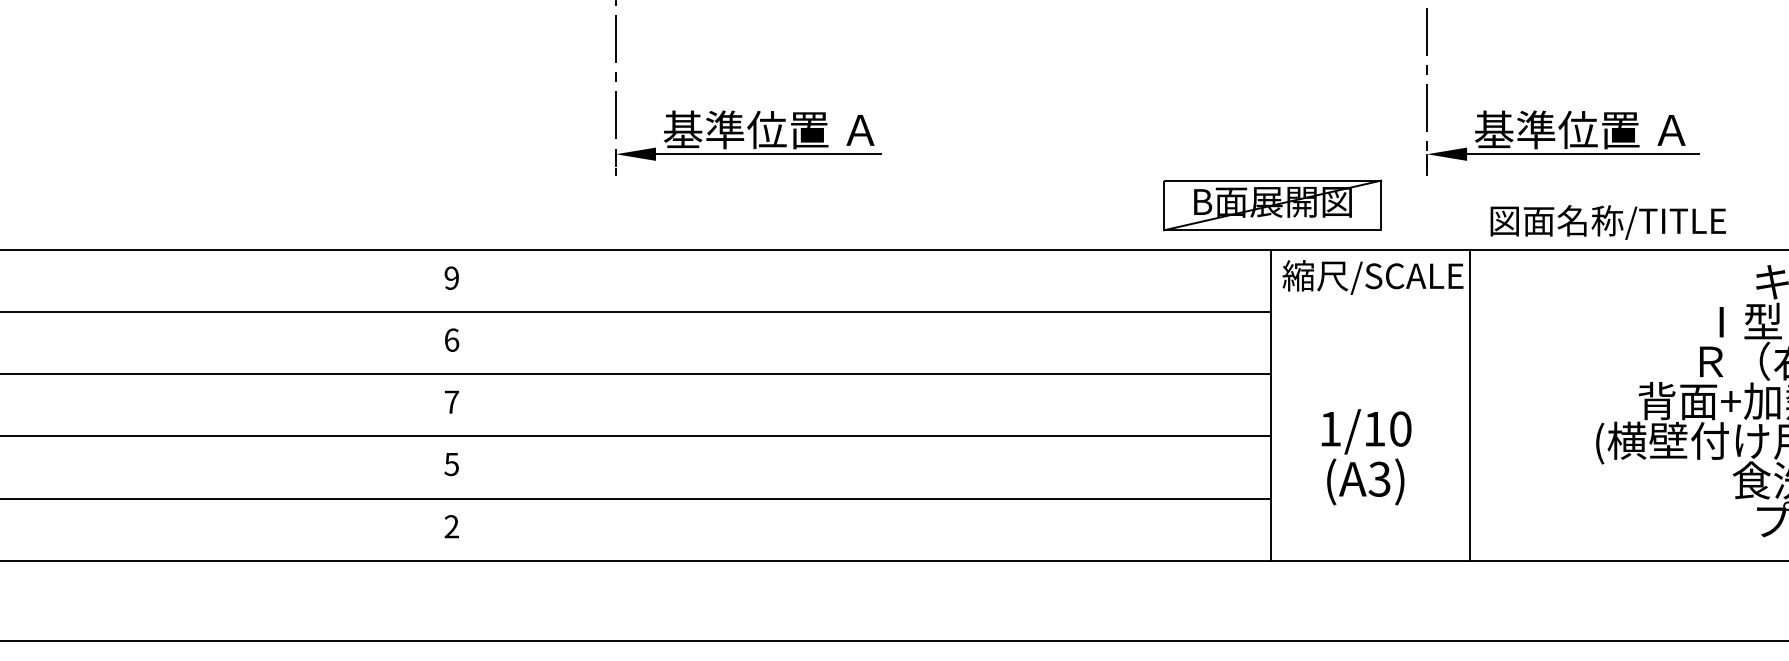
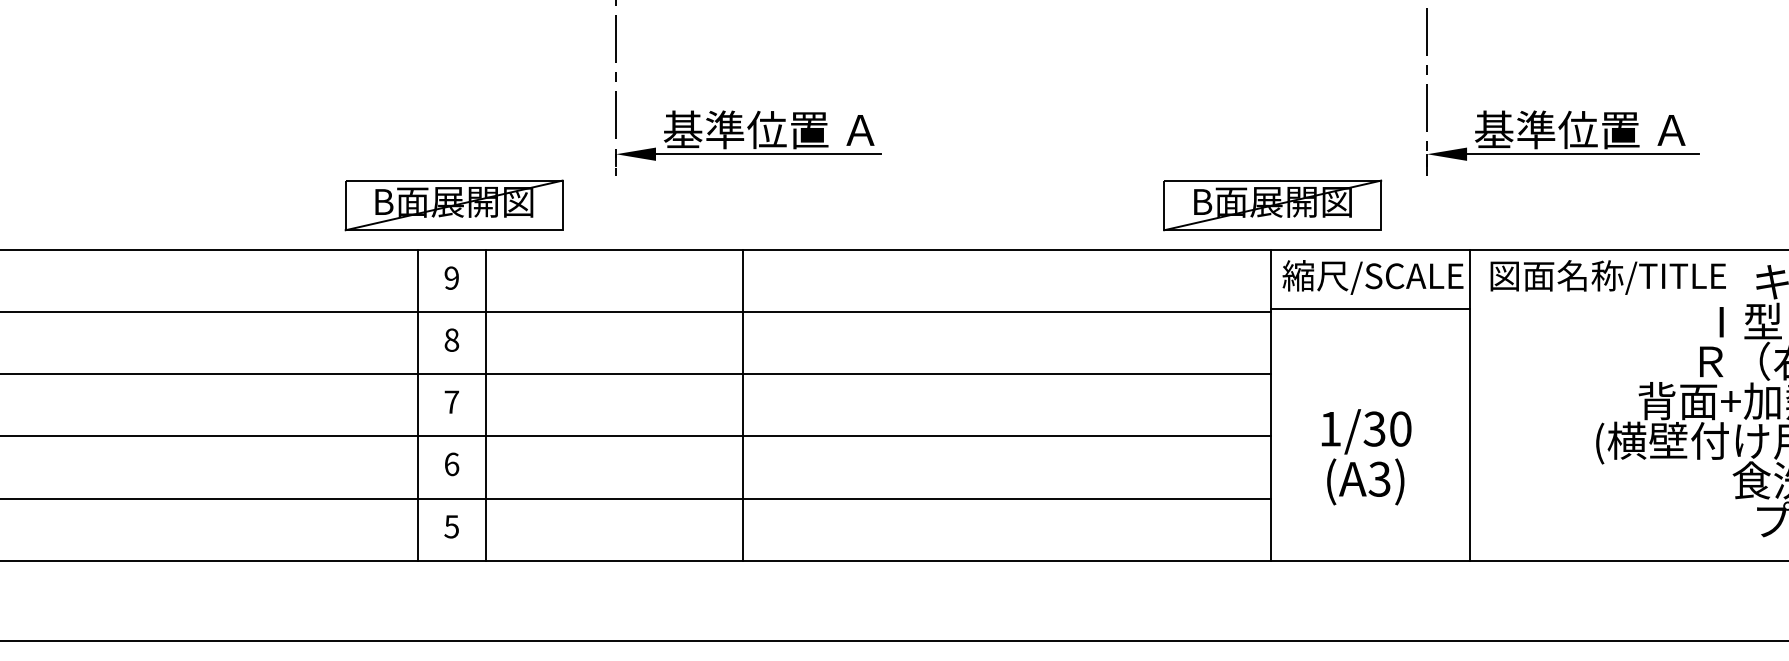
part: none -> present (453, 205)
text position: (1607, 222) -> (1607, 277) (1607, 277)
line: none -> present (1369, 308)
text: 6 -> 8 (451, 339)
line: none -> present (417, 405)
line: none -> present (486, 405)
line: none -> present (743, 405)
text: 1/10 -> 1/30 (1374, 428)
text: 5 -> 6 (451, 464)
text: 2 -> 5 (451, 526)
